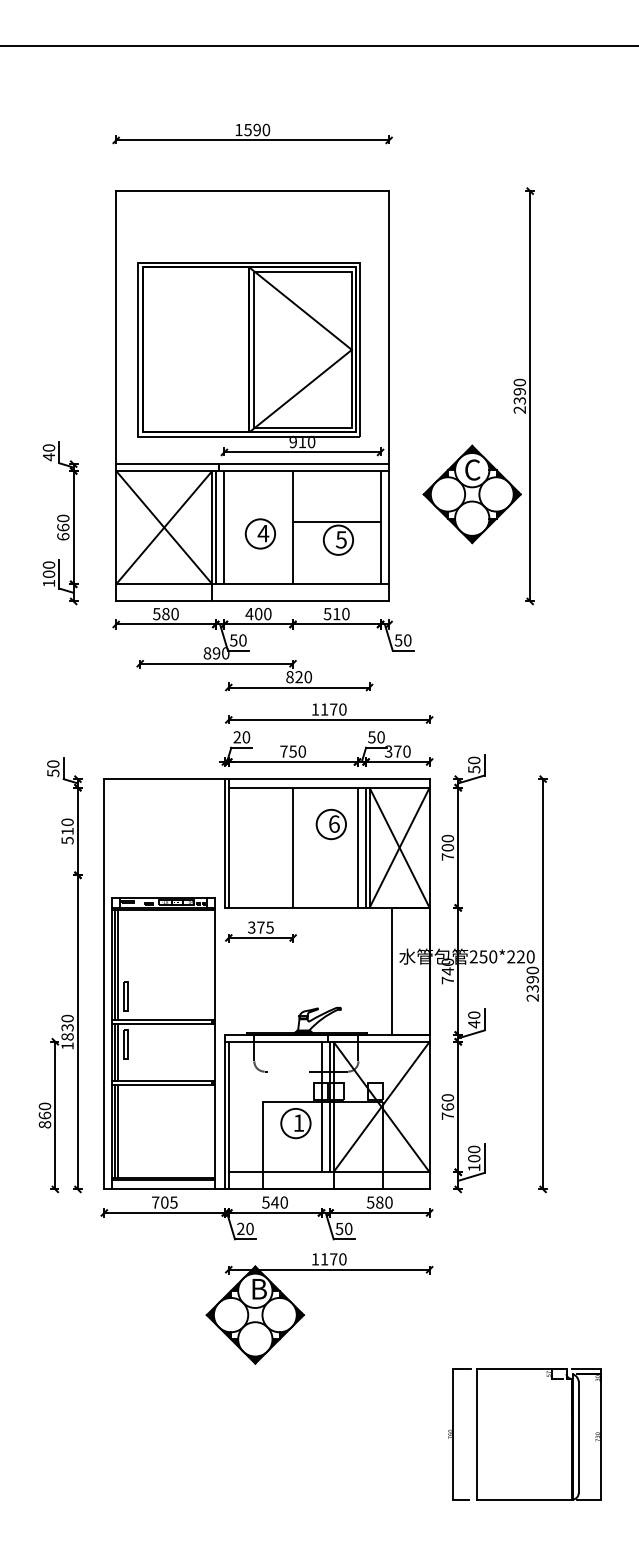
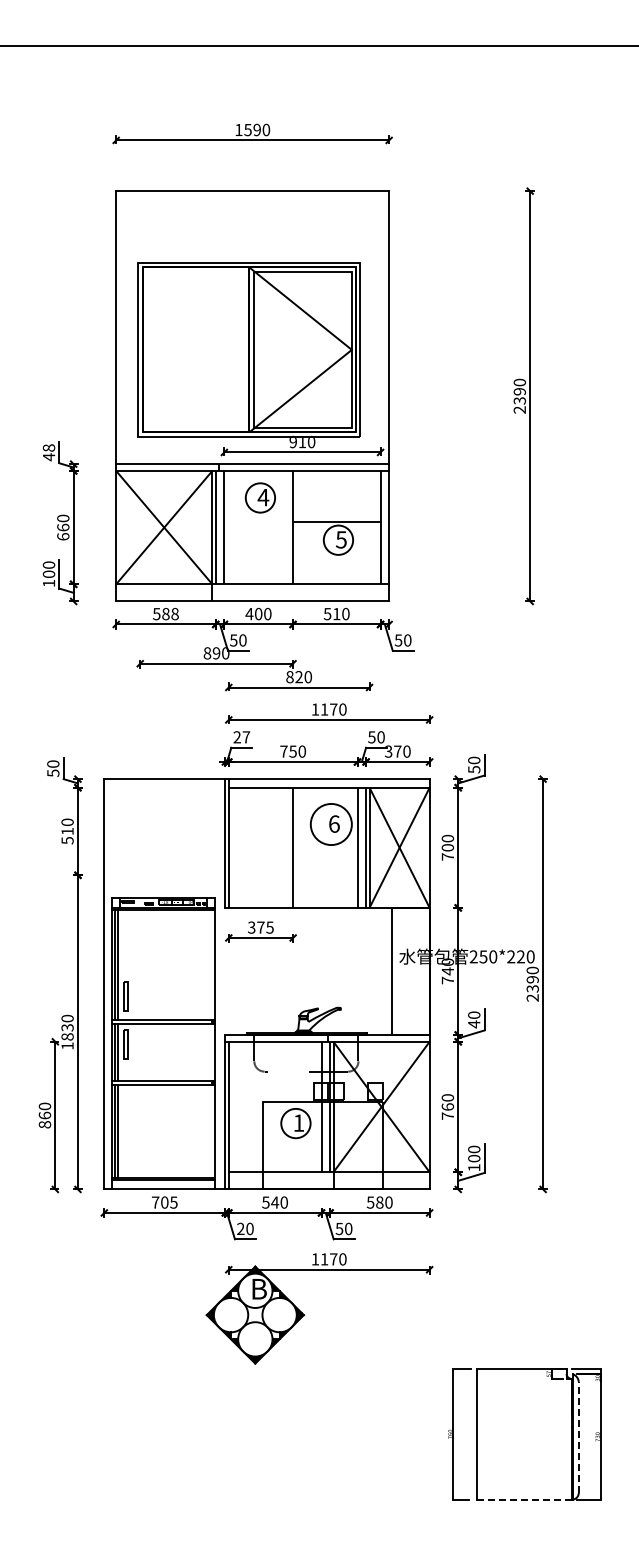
text: 40 -> 48 (48, 447)
part: present -> none (471, 494)
part position: (259, 533) -> (259, 497) (259, 497)
text: 580 -> 588 (174, 613)
text: 20 -> 27 (246, 737)
circle diameter: 29 px -> 41 px (330, 824)
line: solid -> dashed (578, 1437)
line: solid -> dashed (523, 1499)
